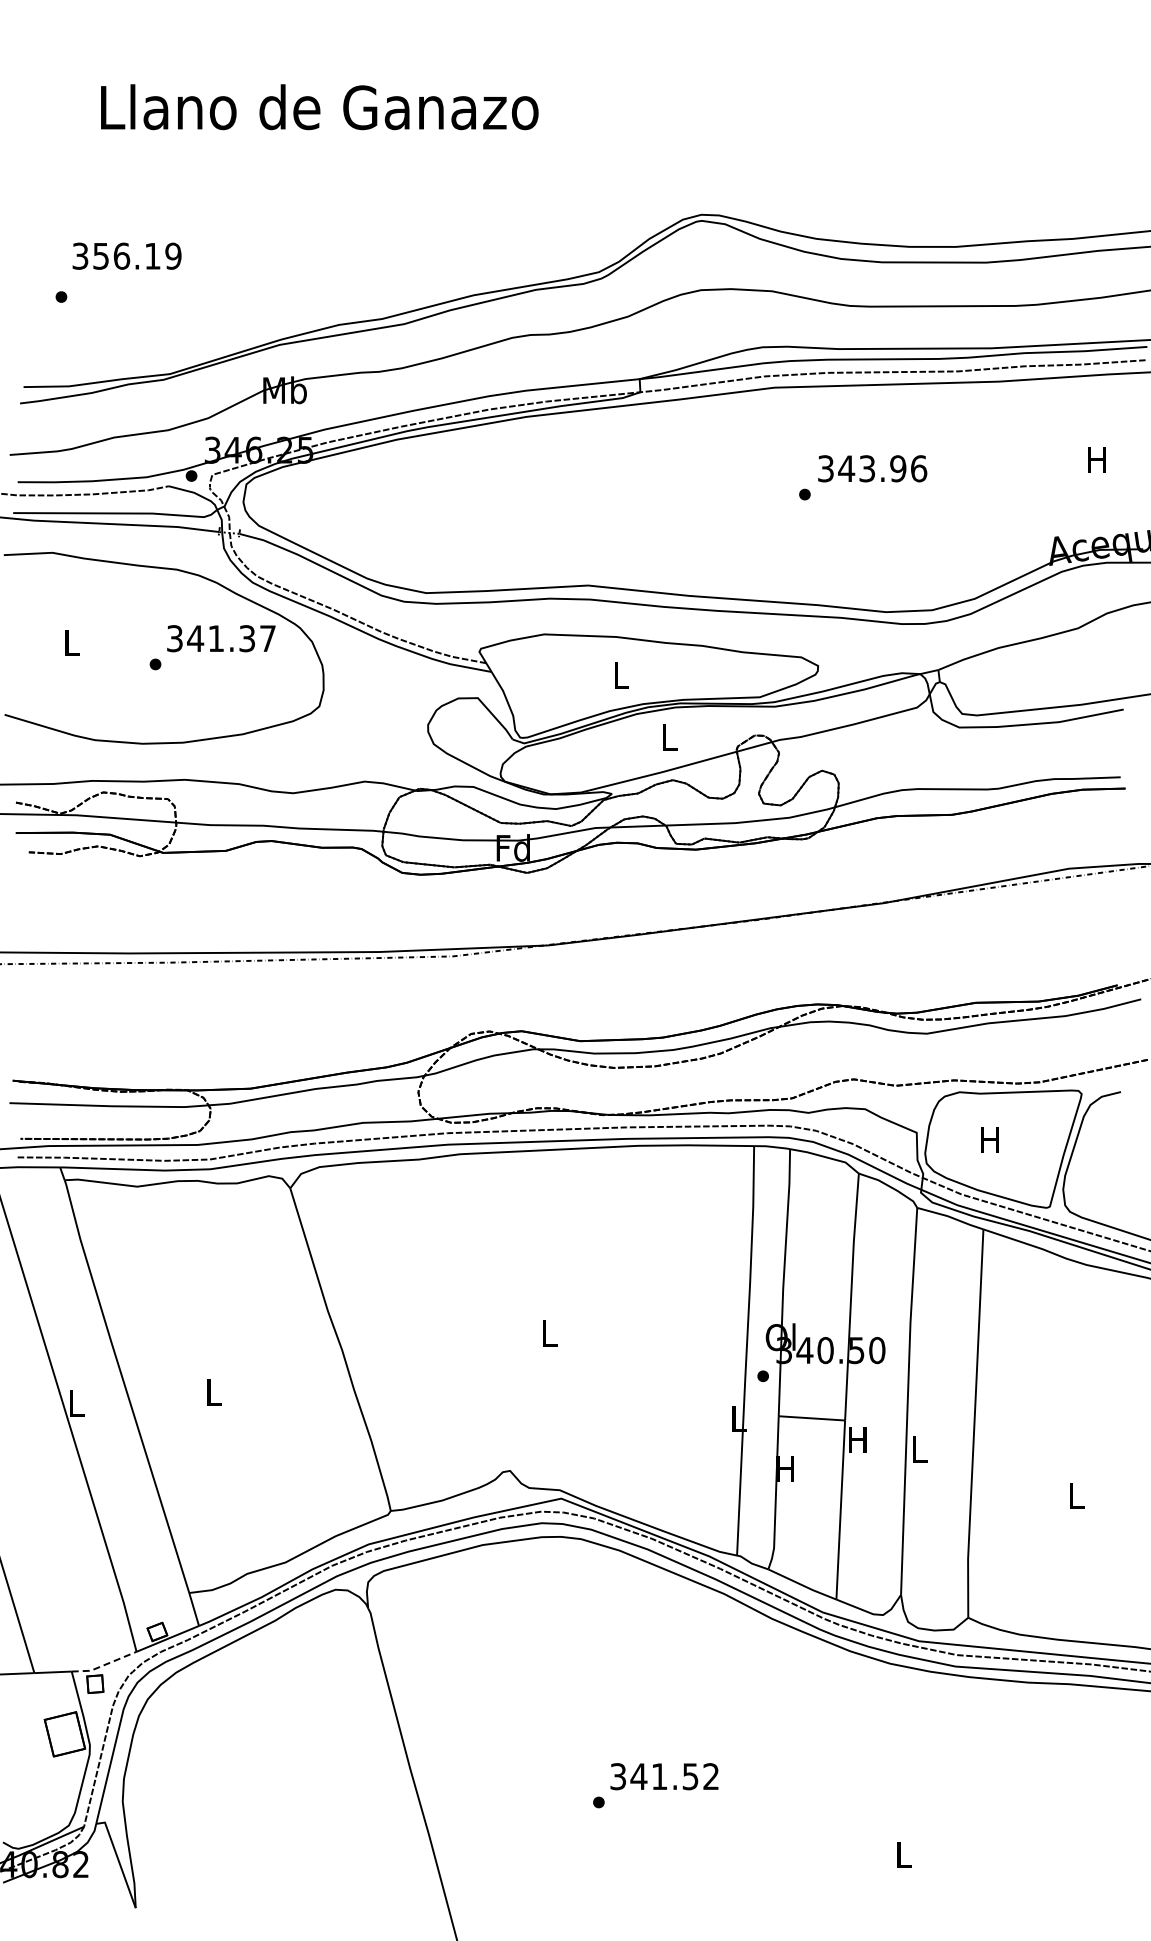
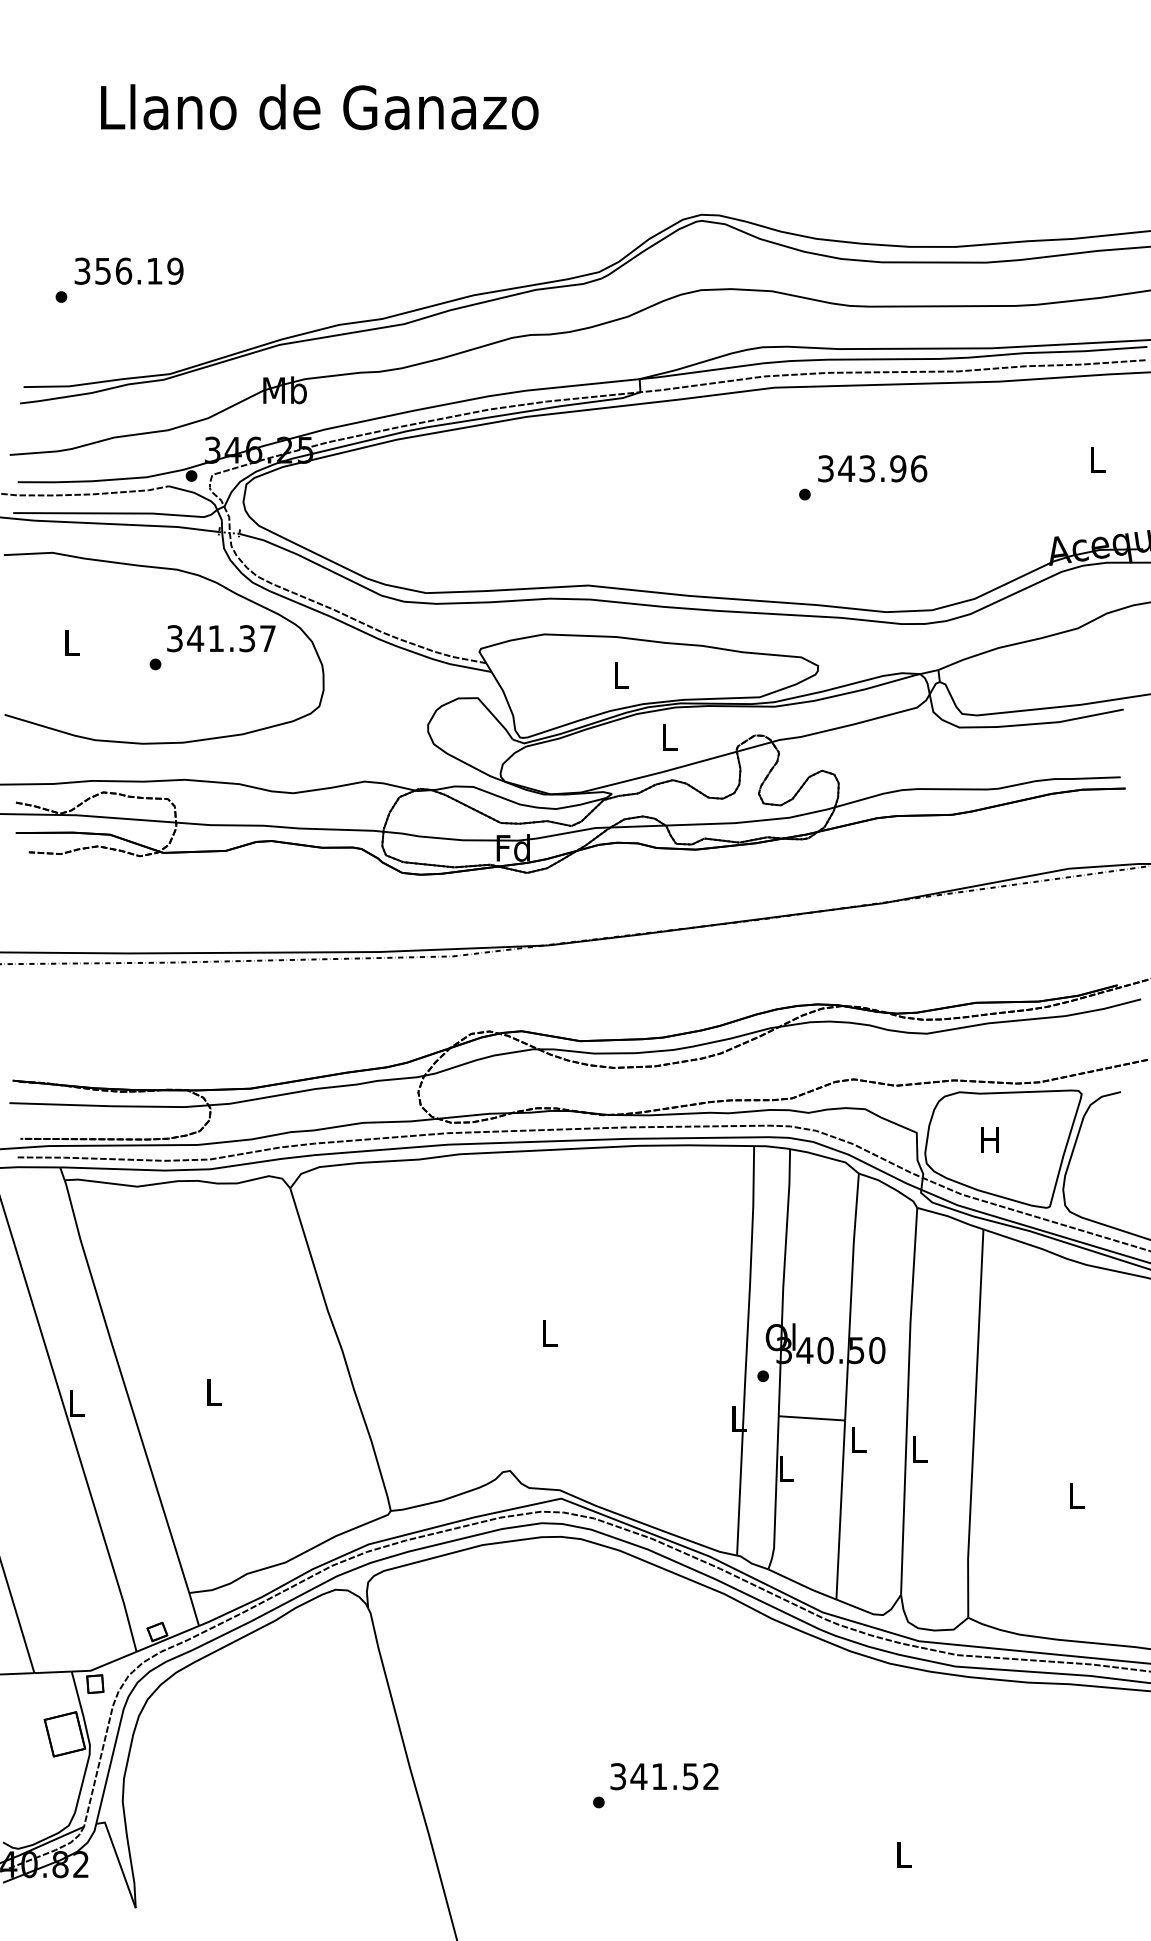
text position: (126, 255) -> (128, 270) (128, 270)
text: H -> L (1096, 459)
text: H -> L (857, 1439)
text: H -> L (784, 1468)
line: dashed -> solid (104, 1665)
